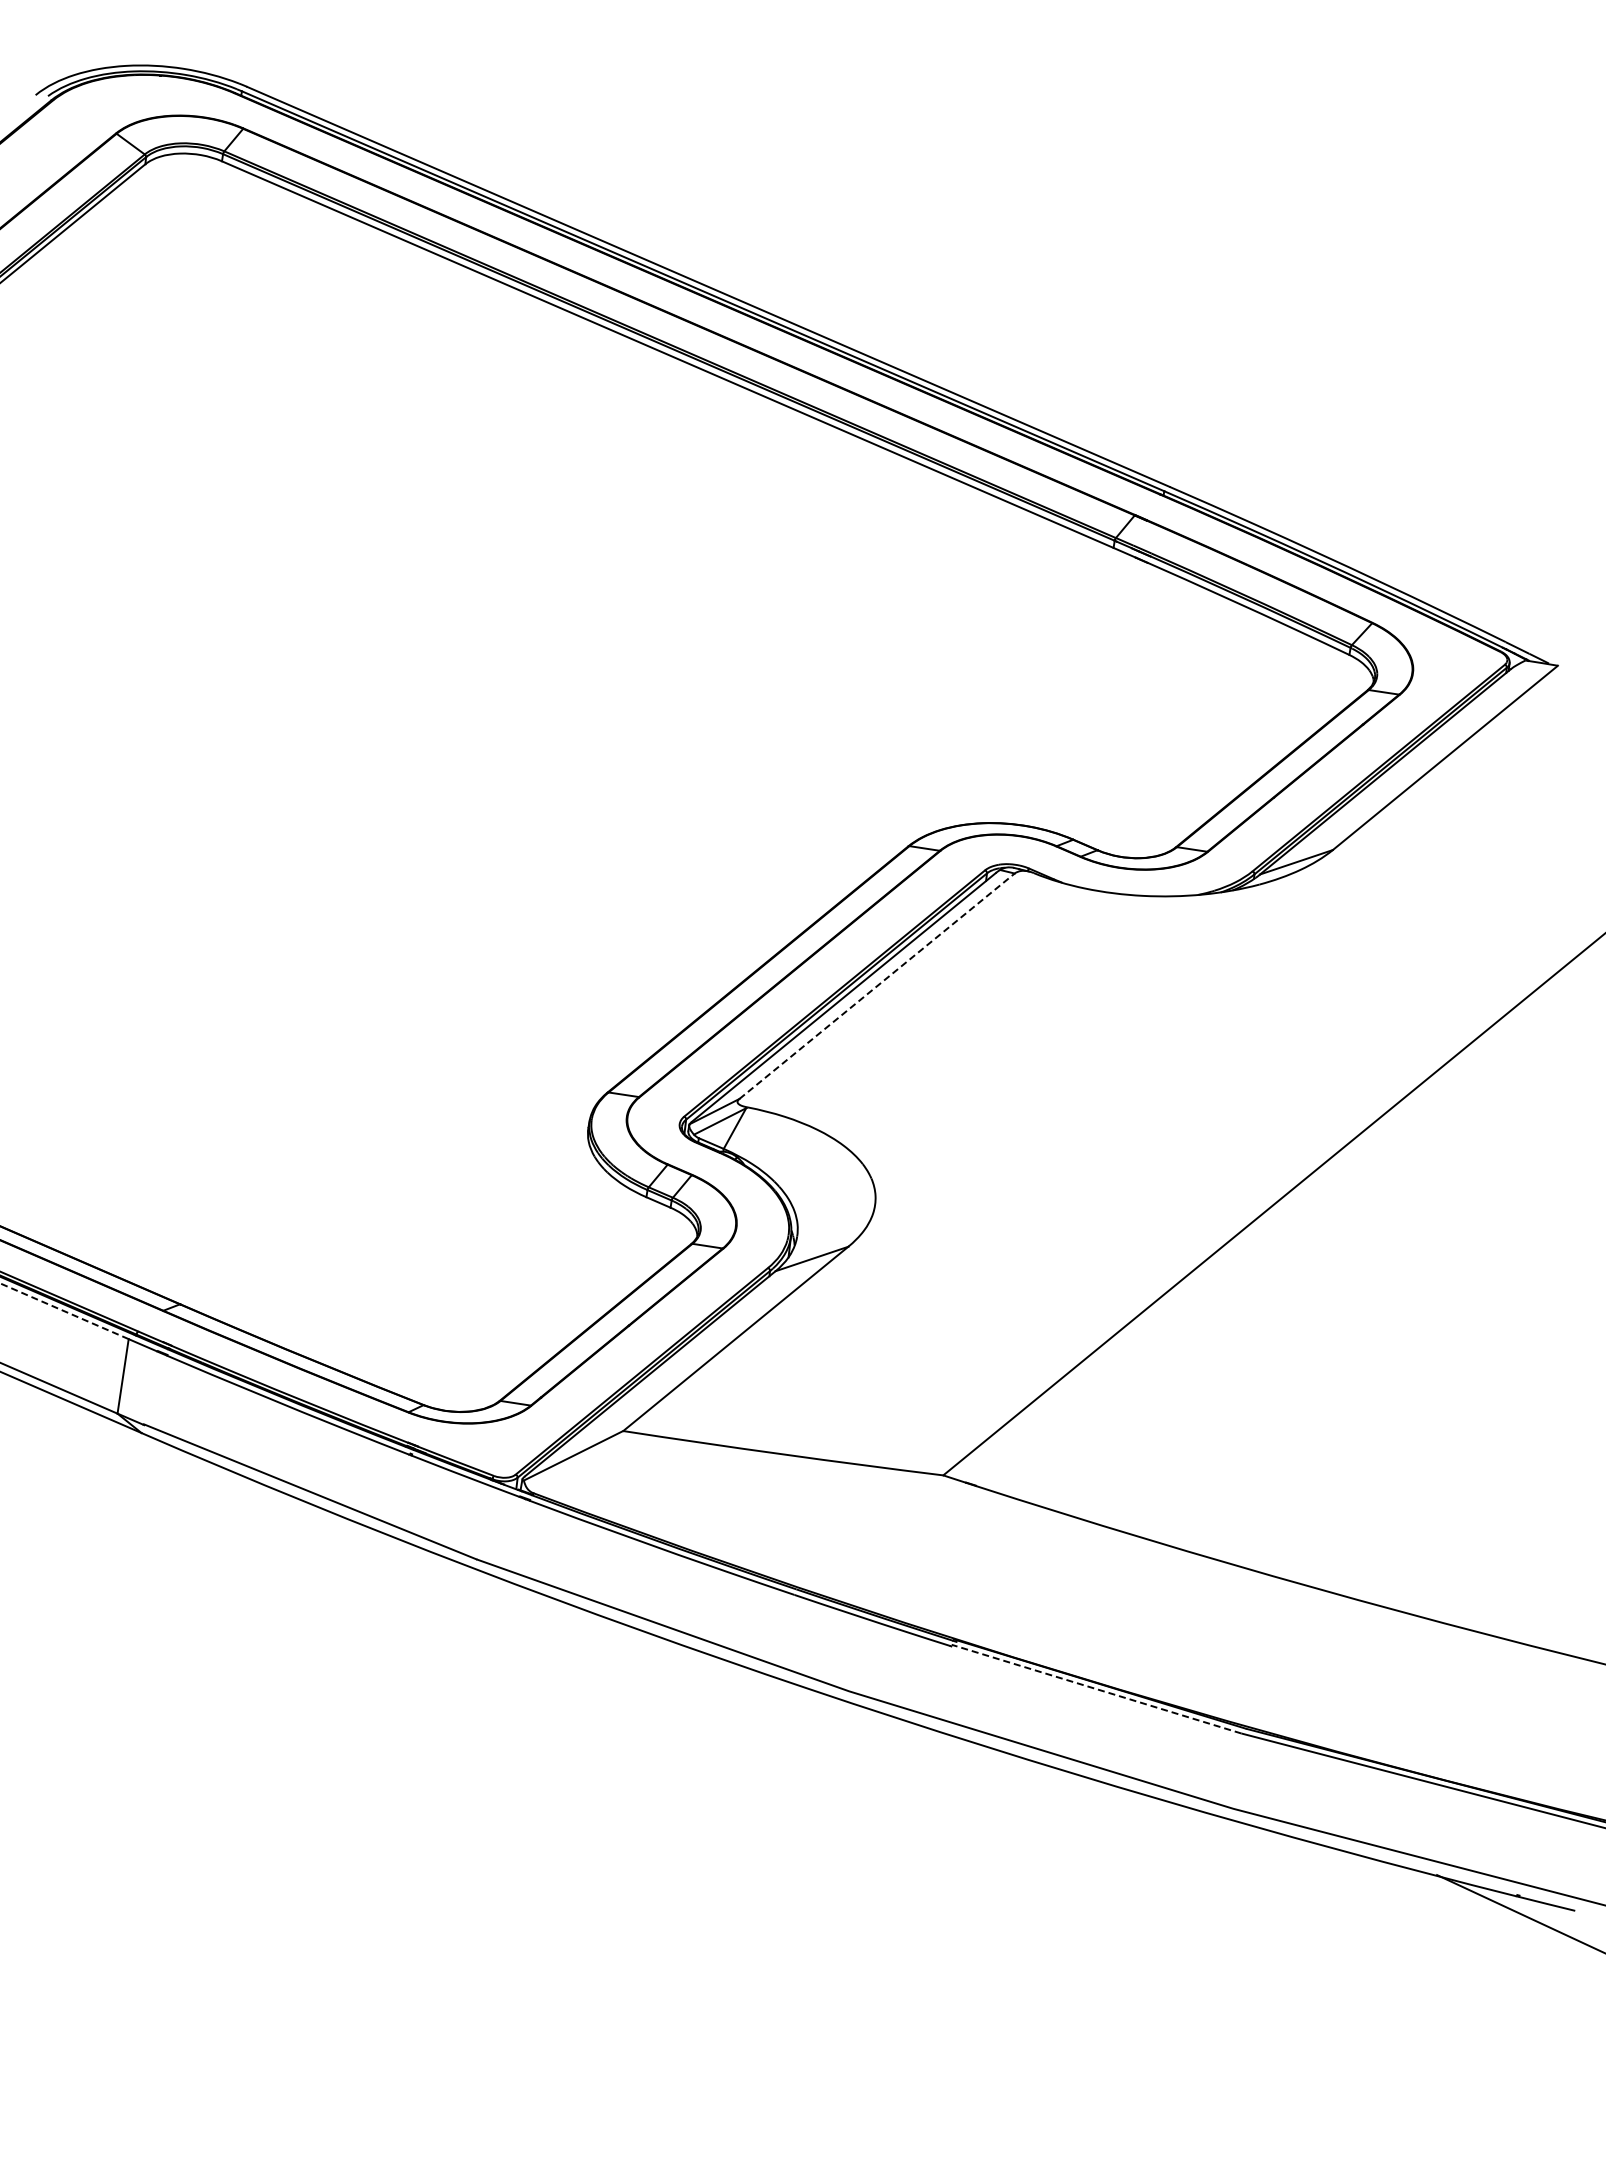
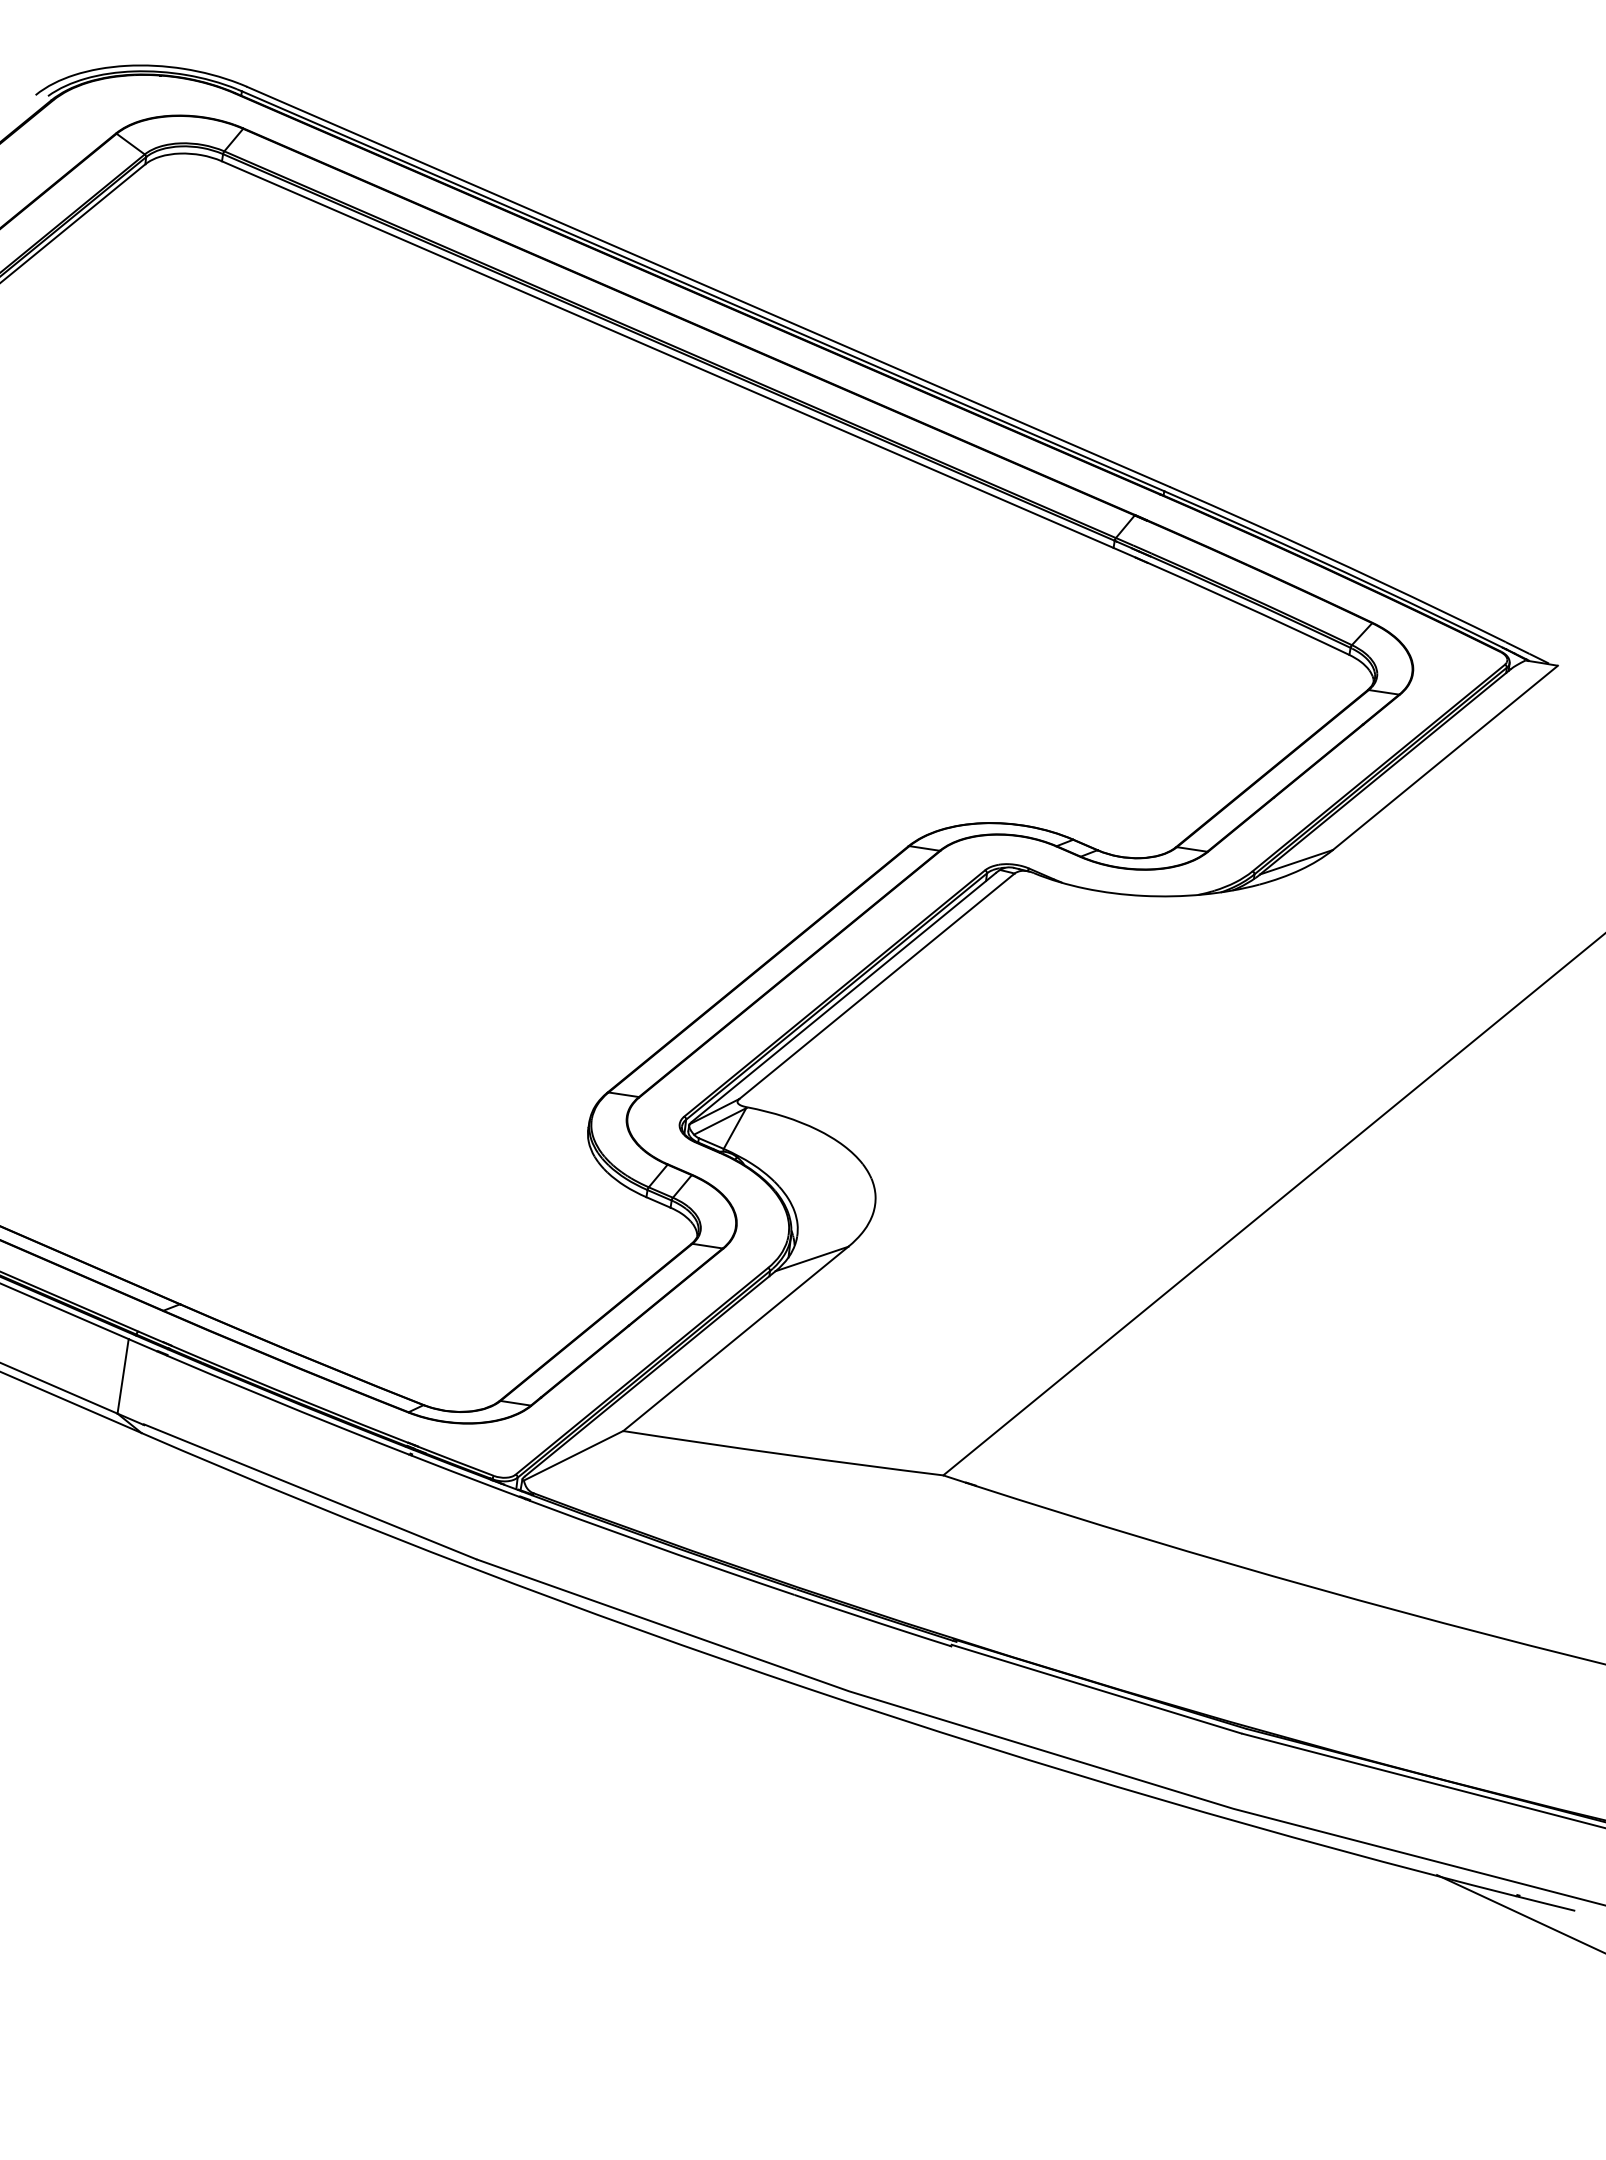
line: dashed -> solid (877, 986)
line: dashed -> solid (64, 1311)
line: dashed -> solid (1096, 1689)
